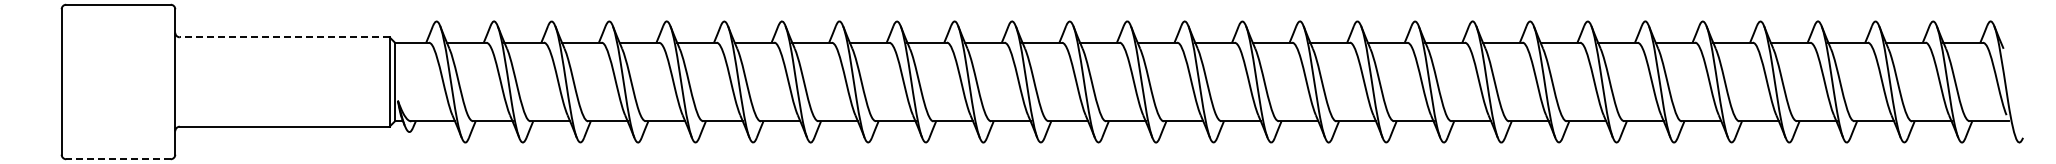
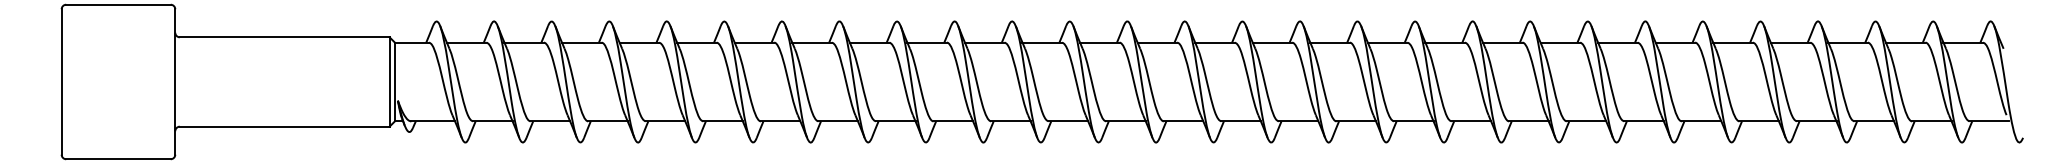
line: dashed -> solid (284, 37)
line: dashed -> solid (117, 159)
